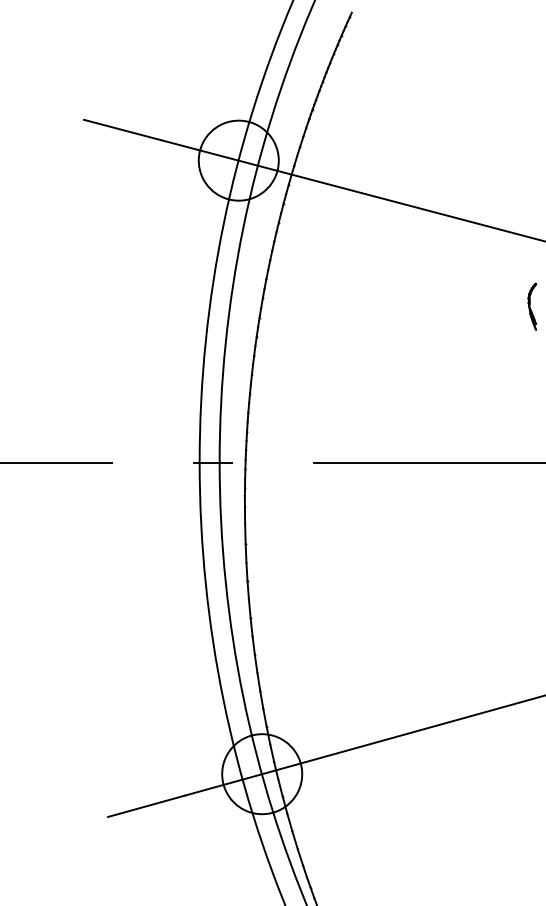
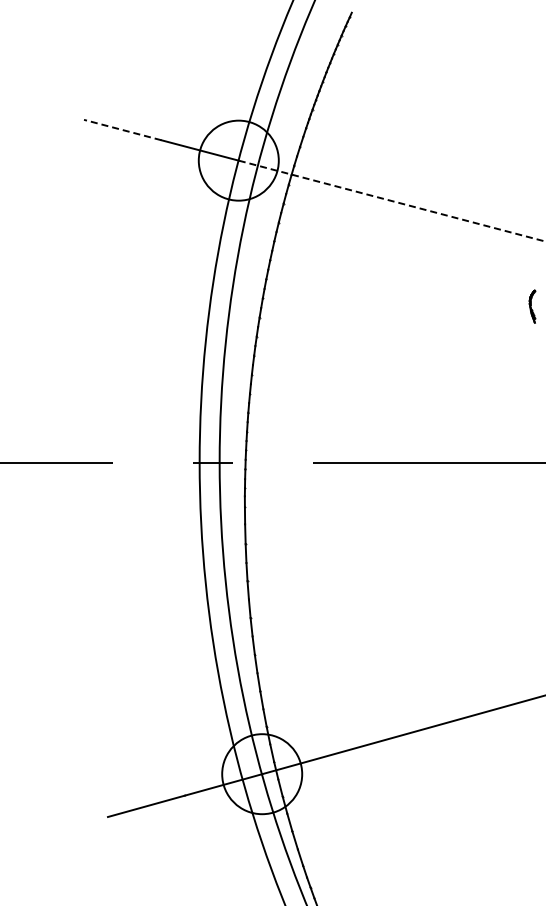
line: solid -> dashed (122, 129)
line: solid -> dashed (392, 201)
part size: 11x49 px -> 9x35 px (532, 306)
